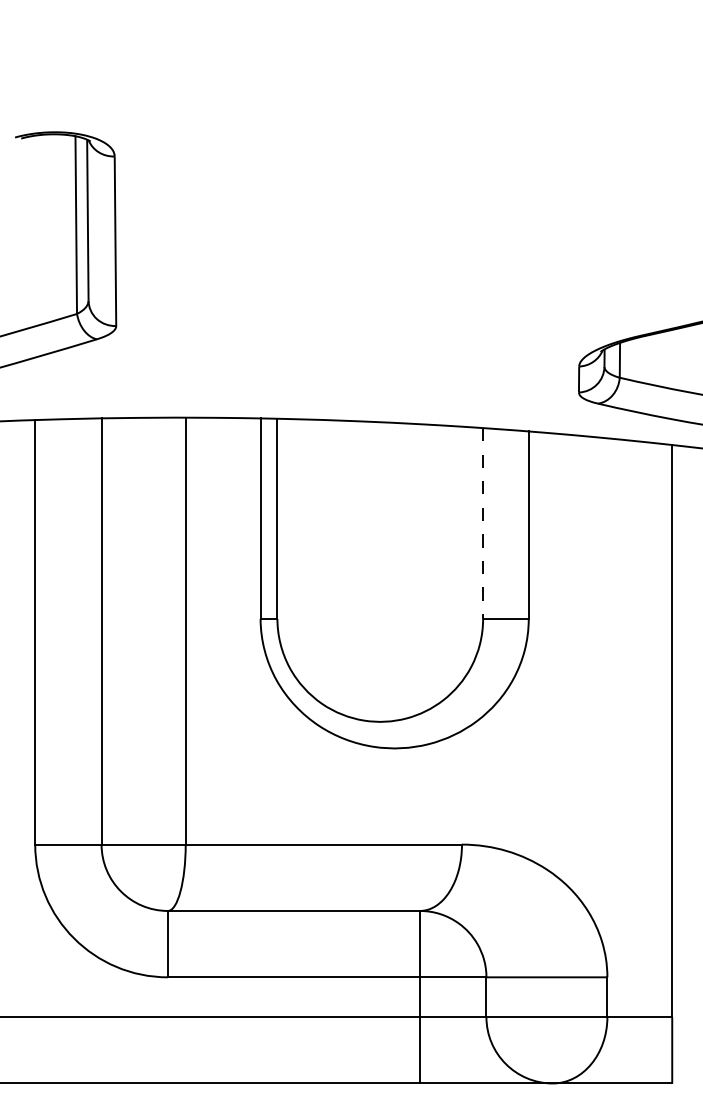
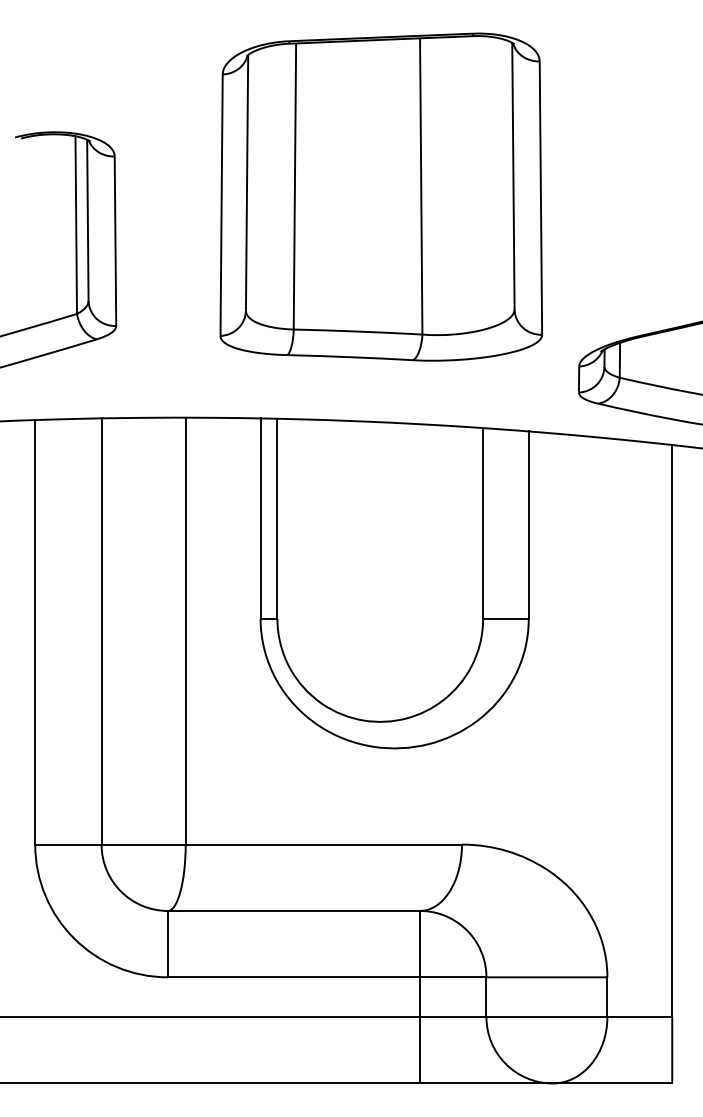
part: none -> present (381, 196)
line: dashed -> solid (483, 524)
